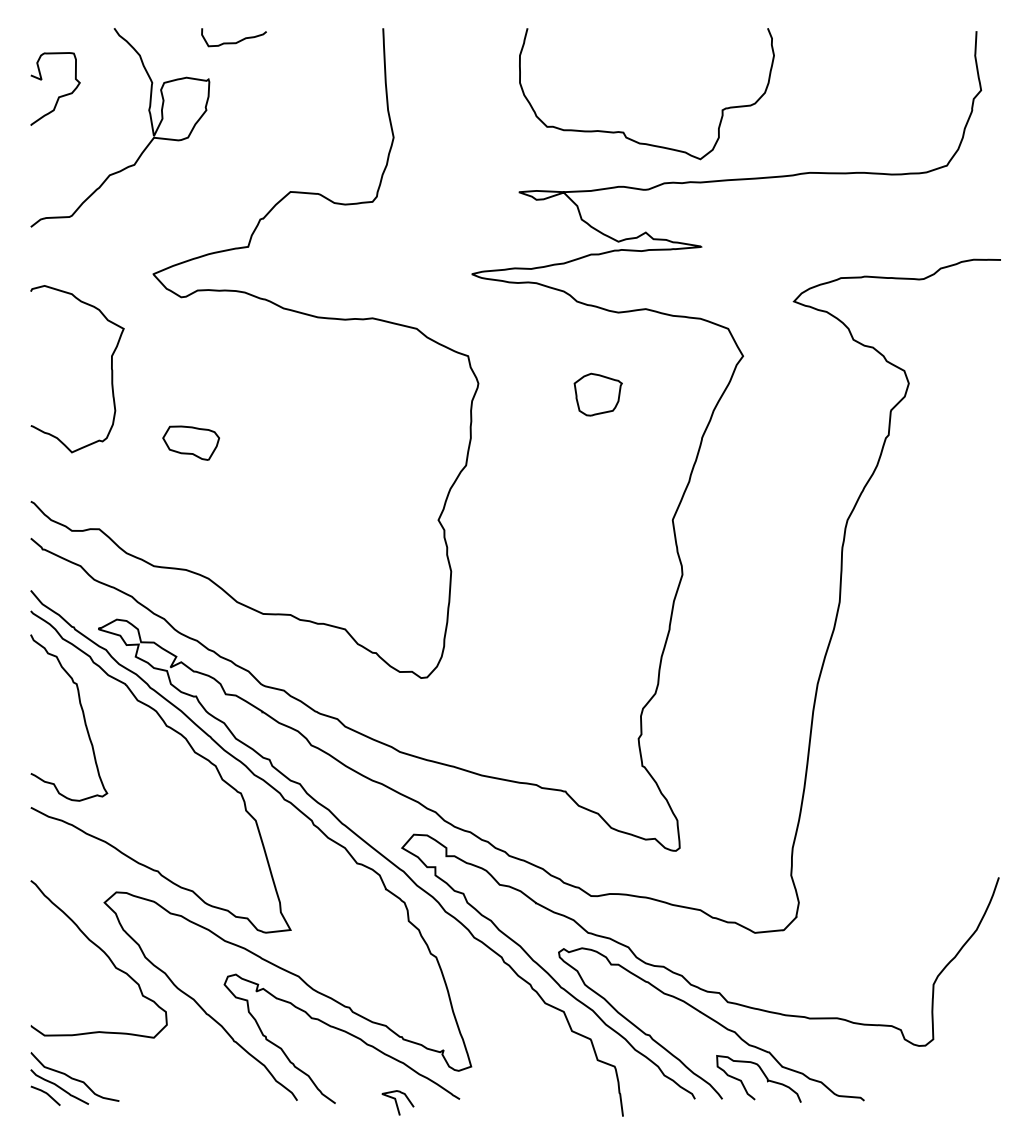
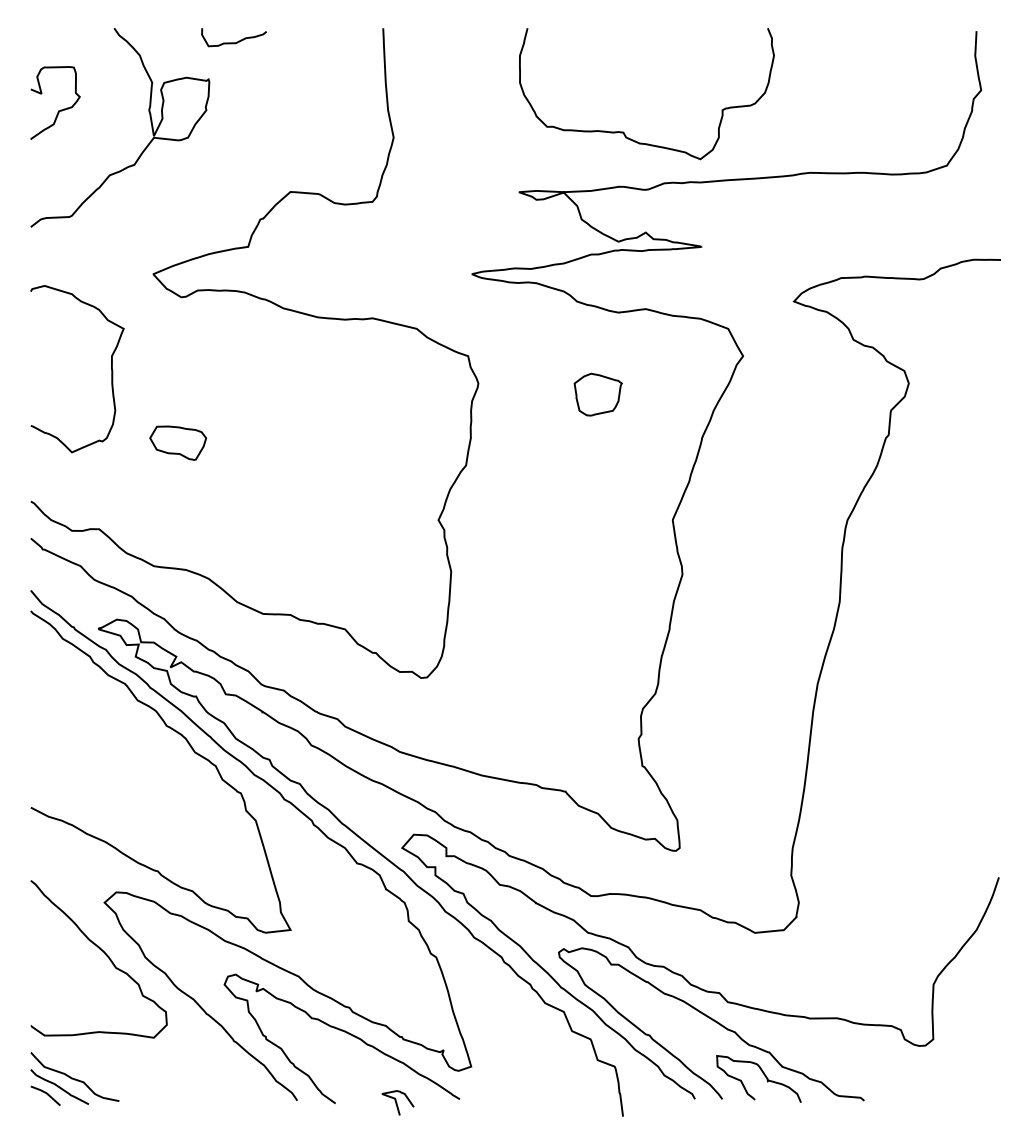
curve position: (58, 96) -> (58, 110) (58, 110)
part position: (190, 442) -> (177, 442) (177, 442)
curve: present -> none (82, 714)
